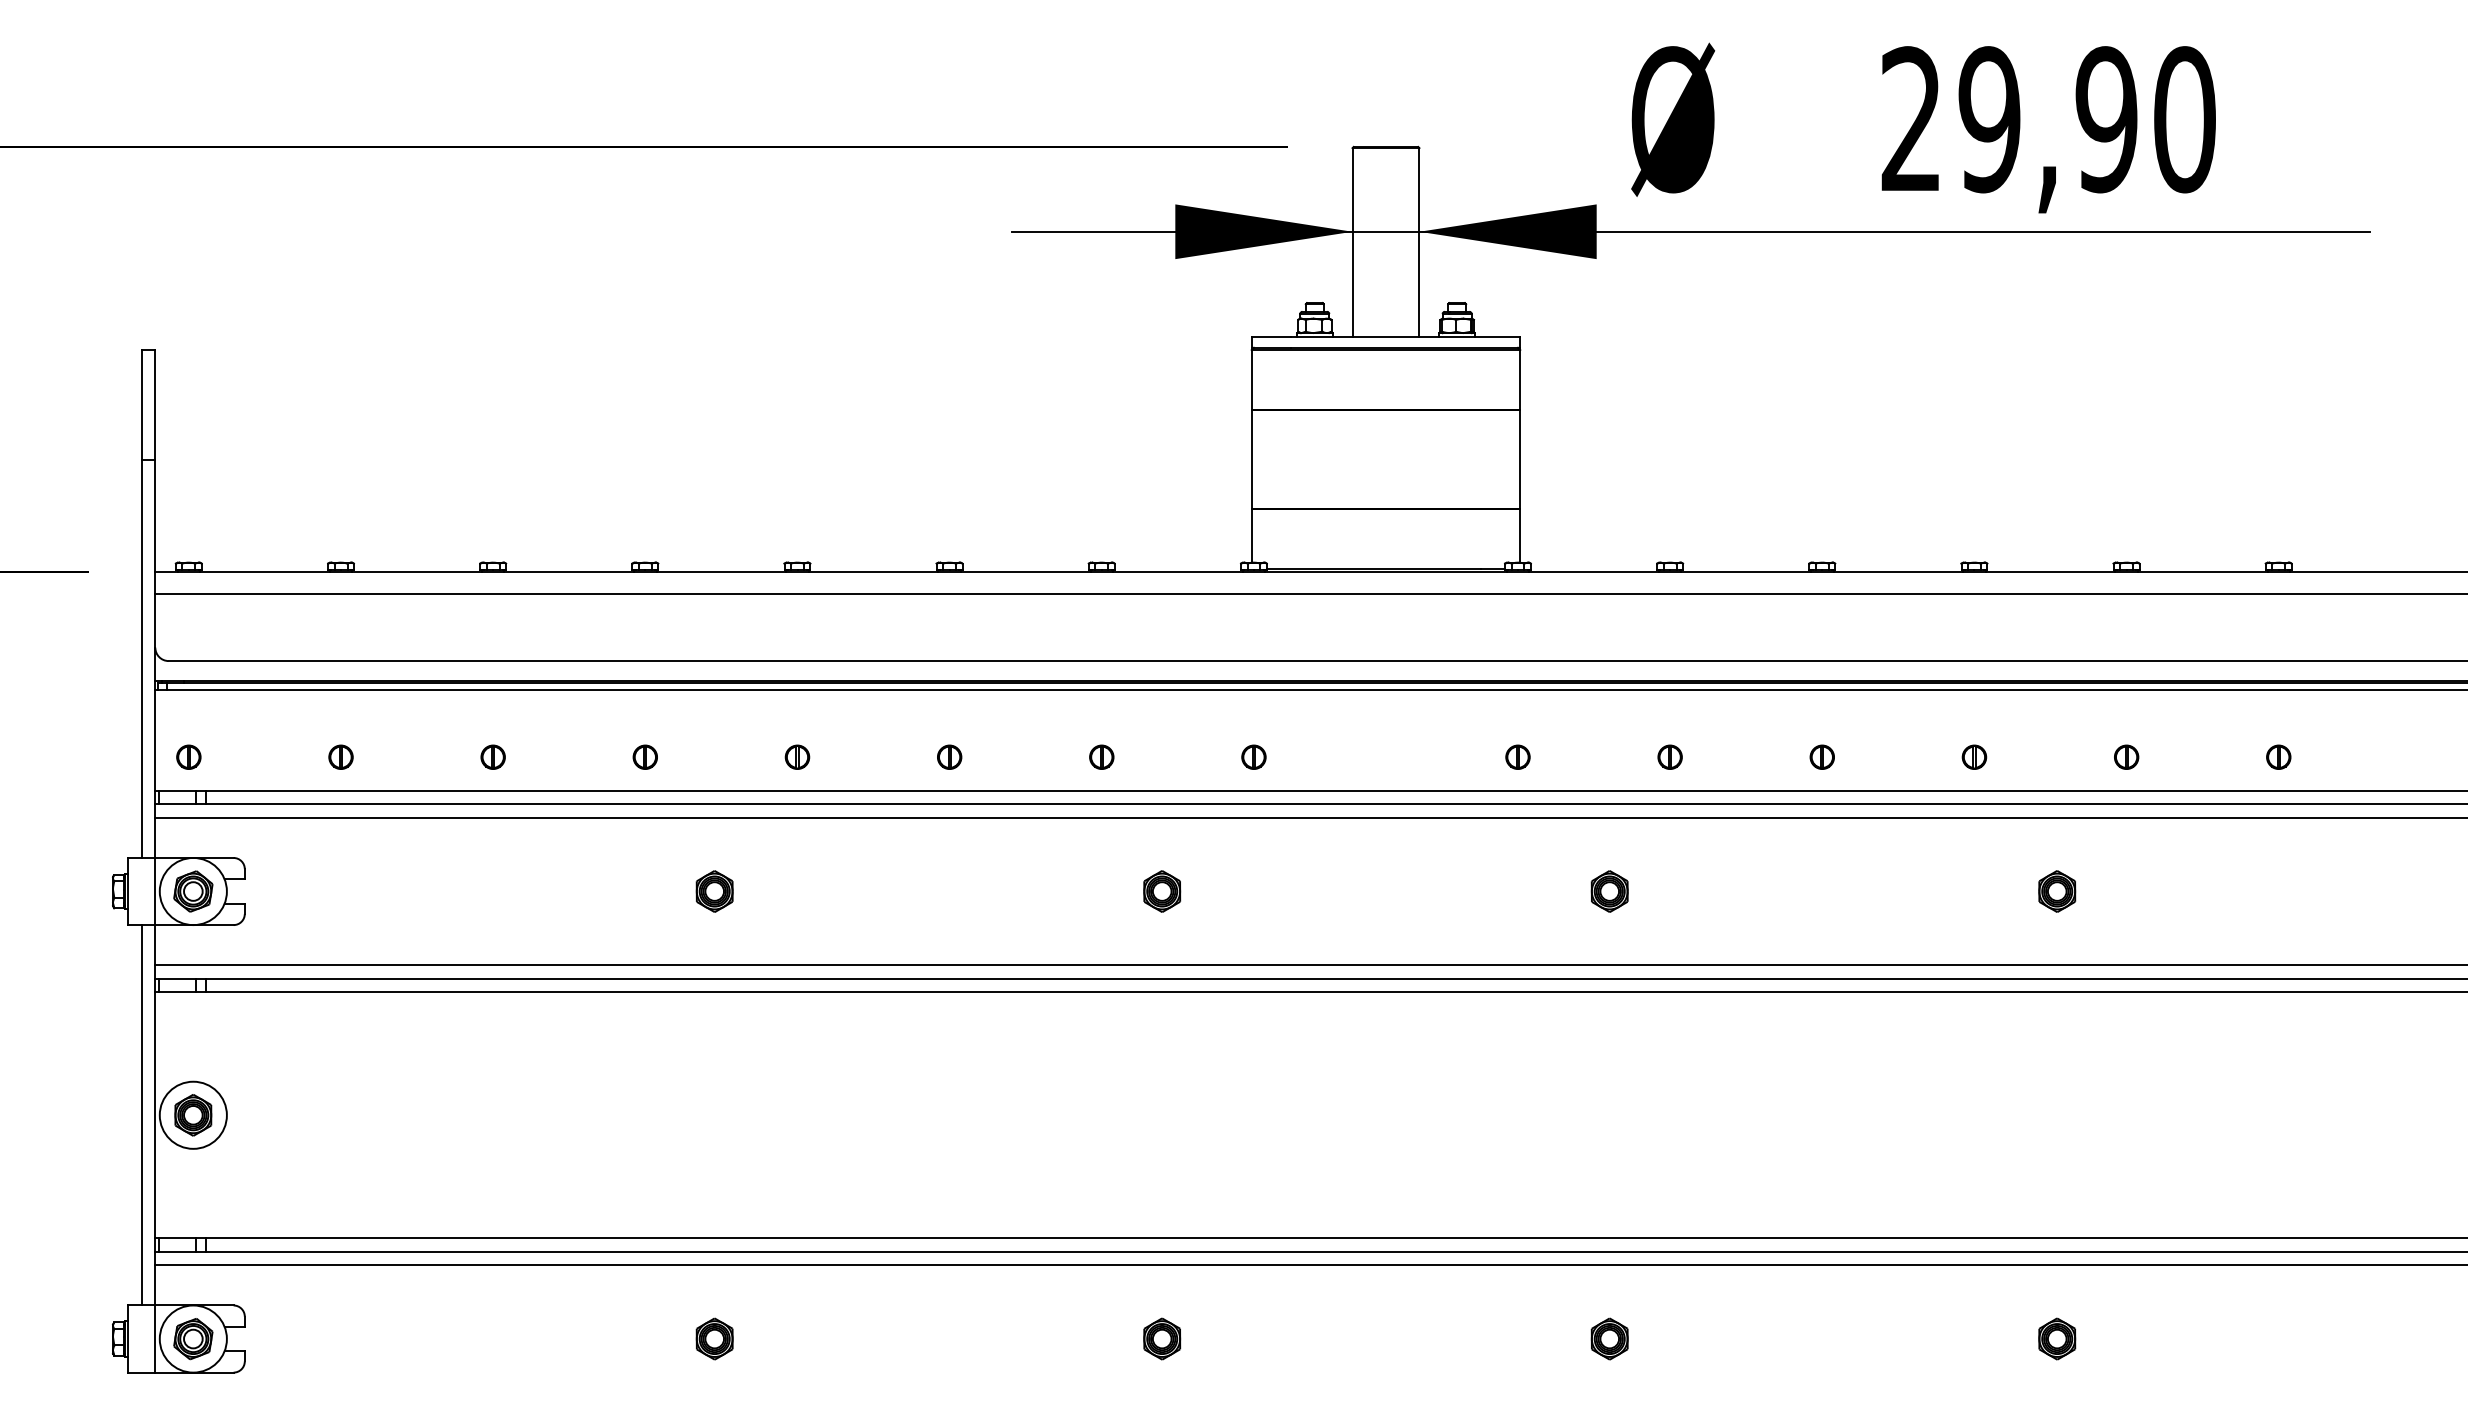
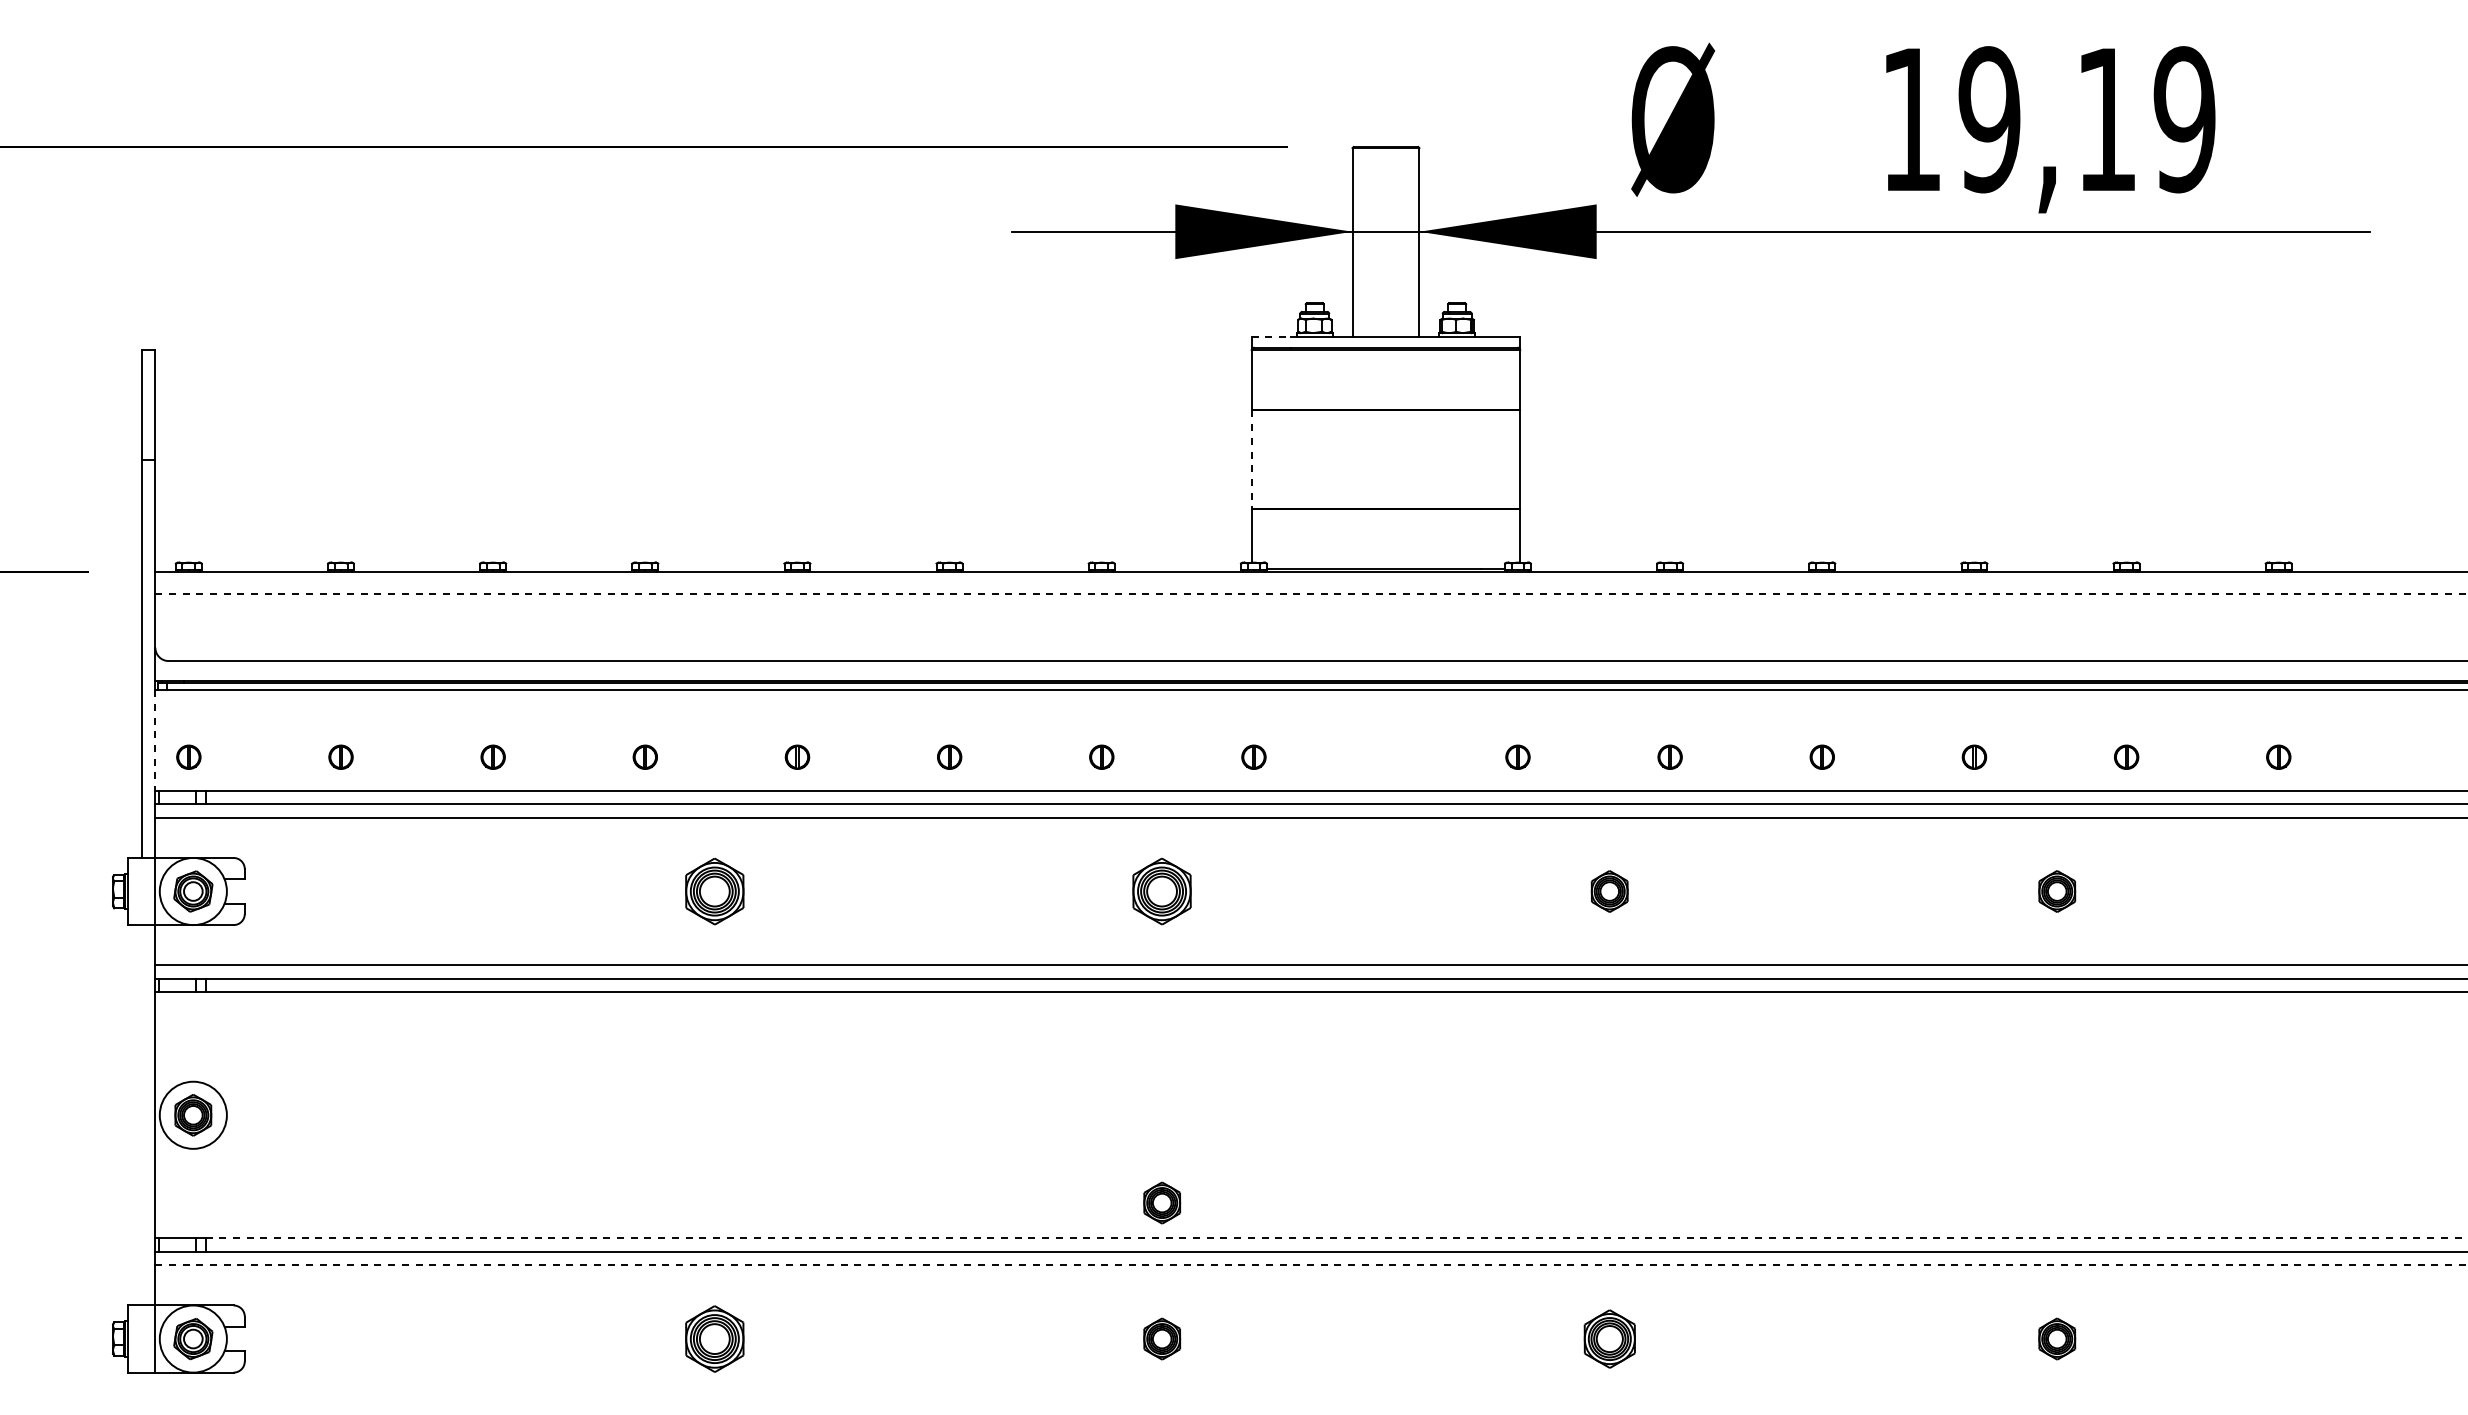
text: 29,90 -> 19,19 (2048, 119)
line: solid -> dashed (1271, 336)
line: solid -> dashed (1251, 460)
line: solid -> dashed (1311, 593)
line: solid -> dashed (155, 741)
part size: 39x43 px -> 60x69 px (714, 891)
part size: 39x43 px -> 60x69 px (1161, 891)
line: present -> none (141, 1115)
part: none -> present (1162, 1202)
line: solid -> dashed (1336, 1238)
line: solid -> dashed (1311, 1265)
part size: 39x44 px -> 60x68 px (714, 1338)
part size: 39x44 px -> 53x60 px (1609, 1338)
